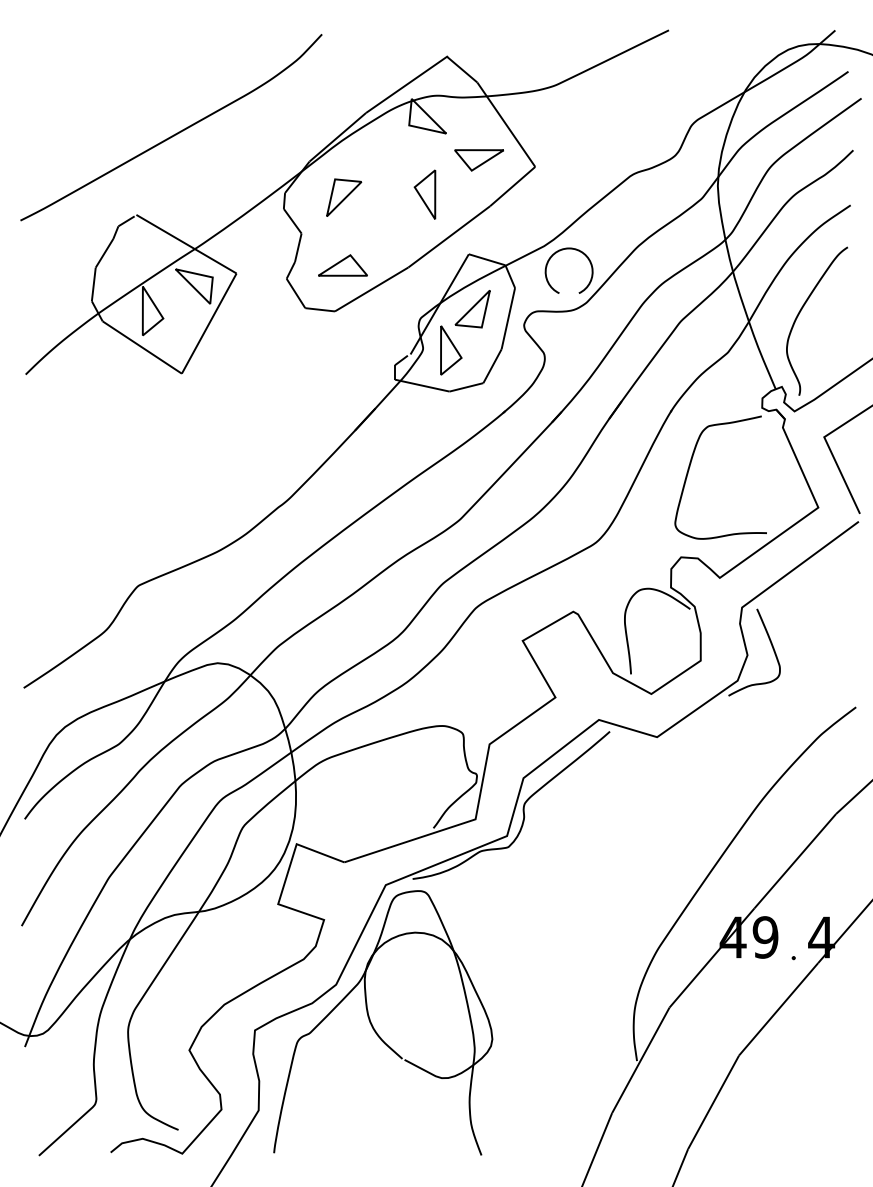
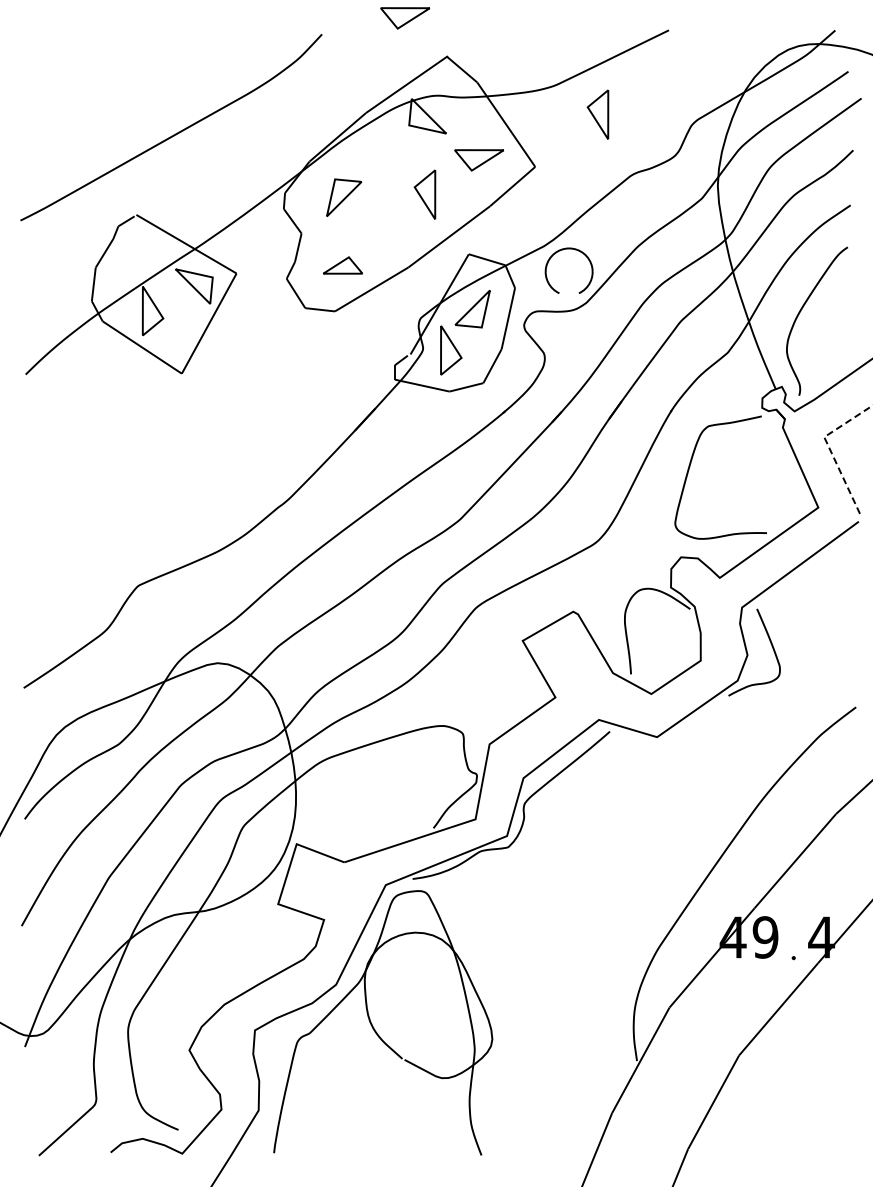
part: none -> present (404, 18)
part: none -> present (597, 114)
part size: 50x23 px -> 40x19 px (342, 265)
line: solid -> dashed (829, 448)
